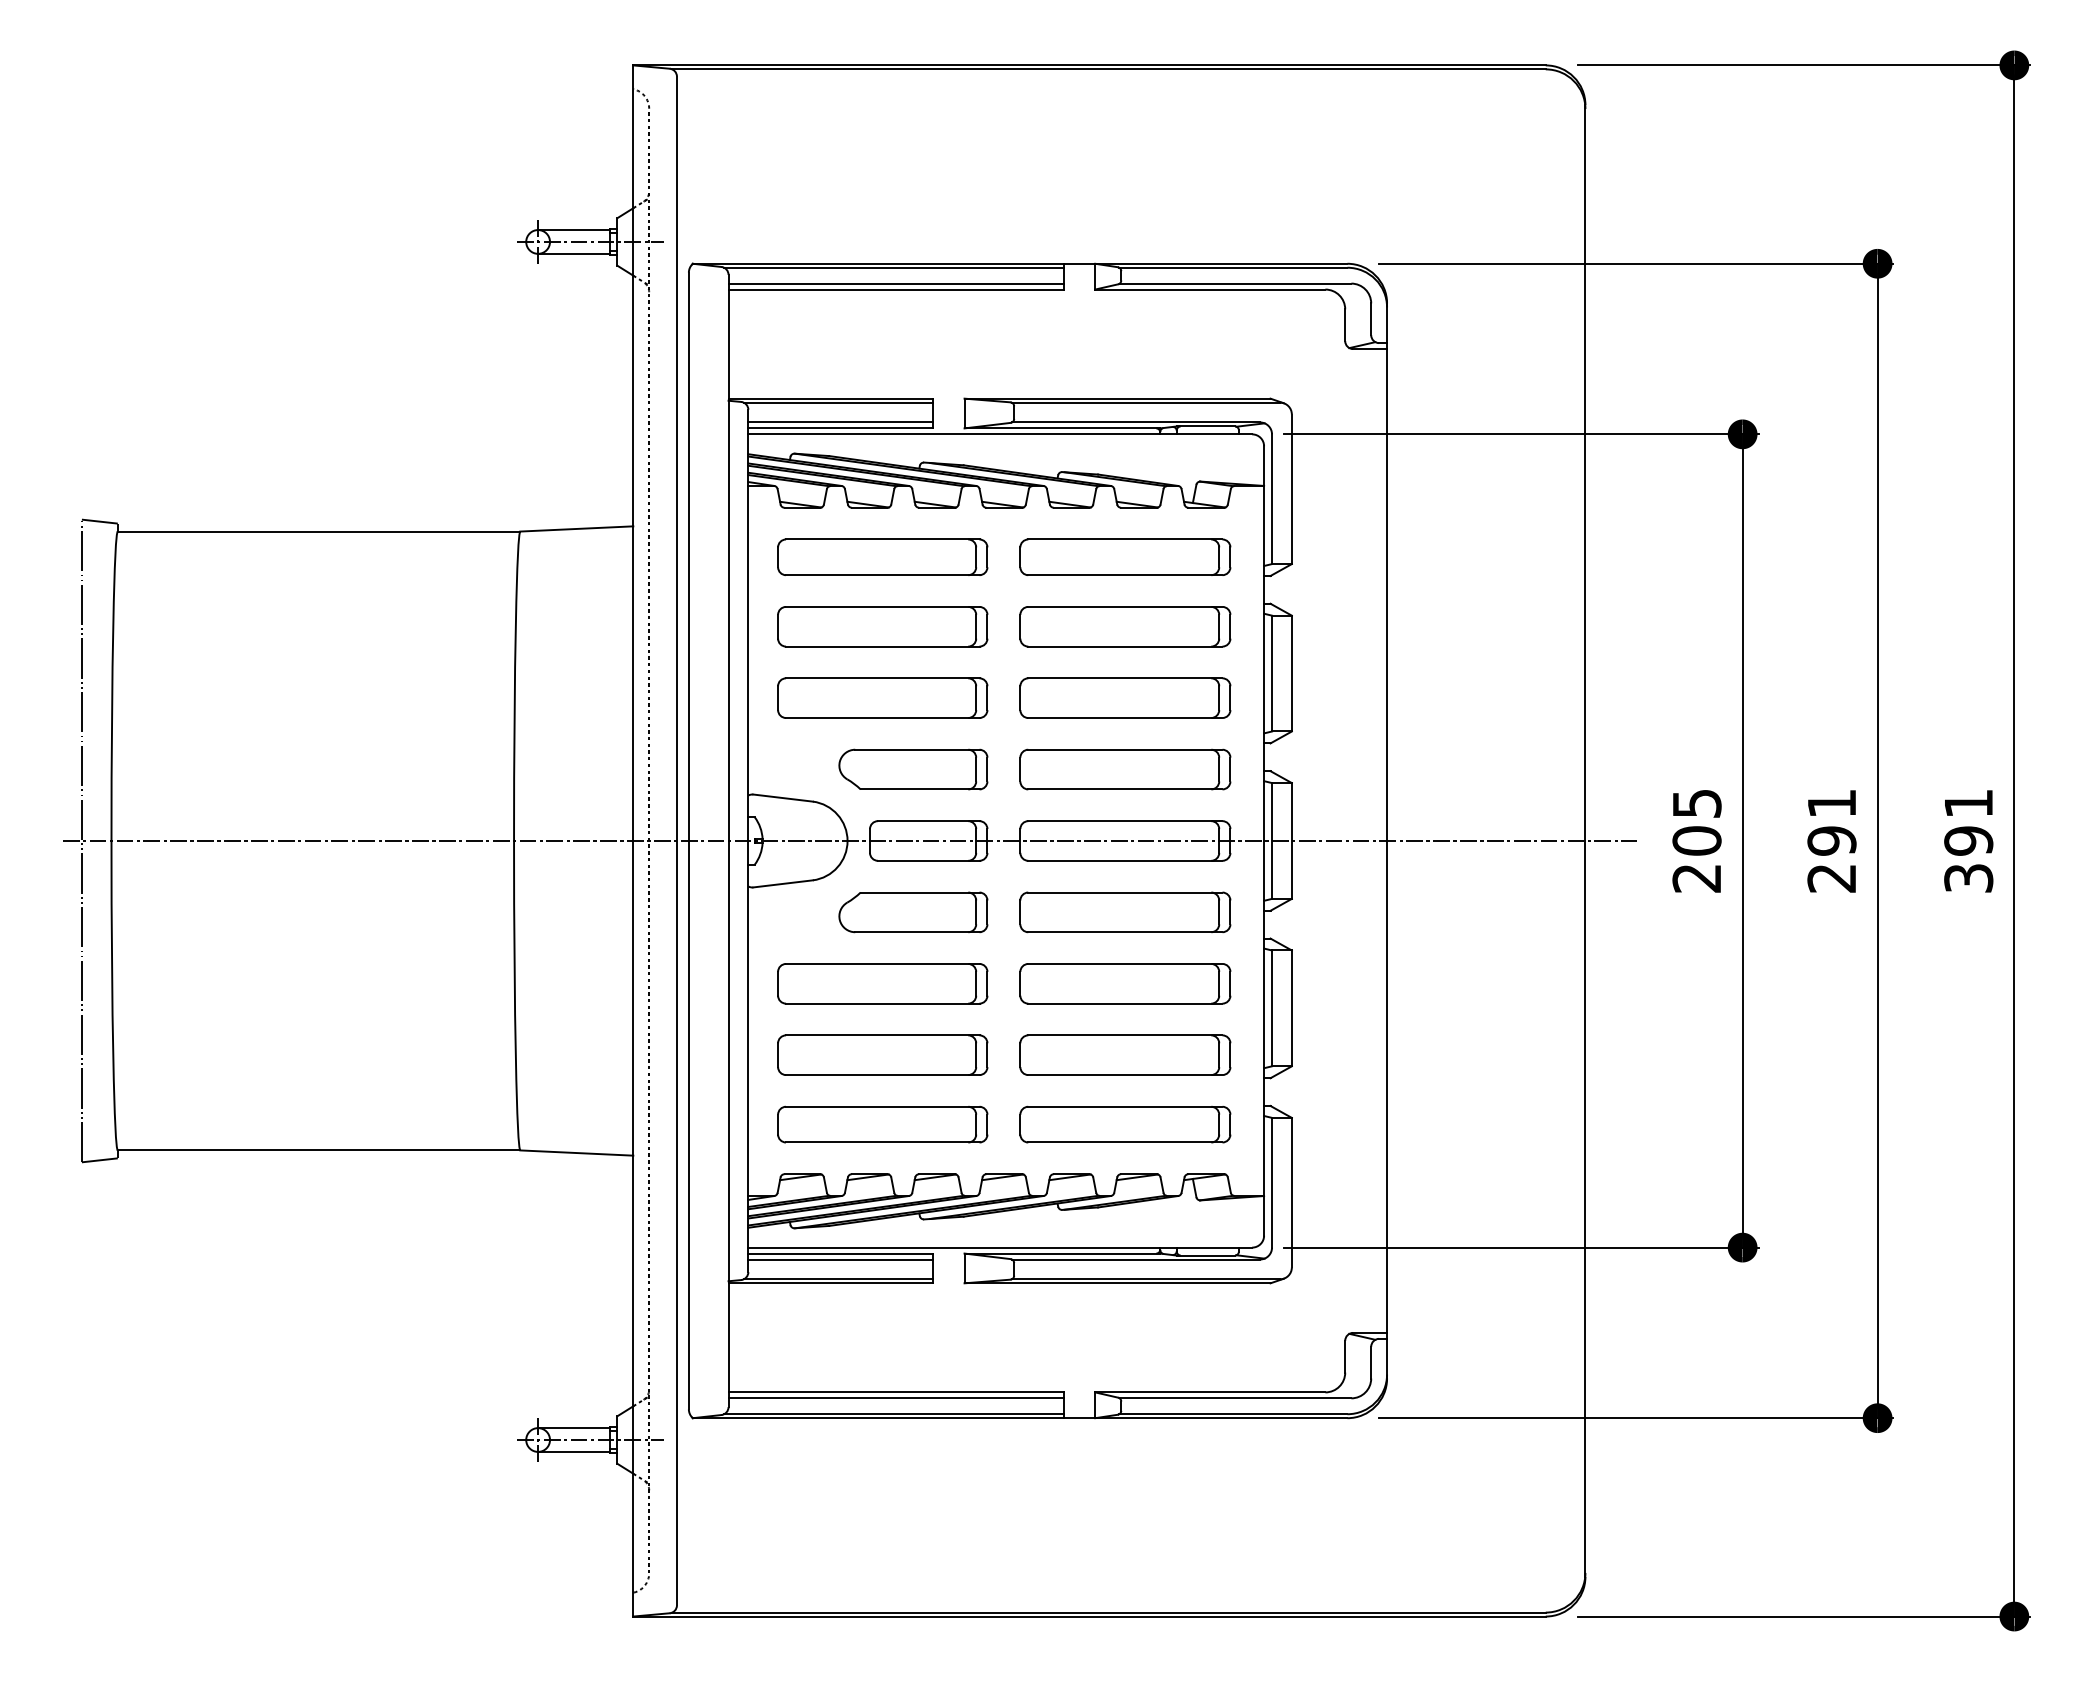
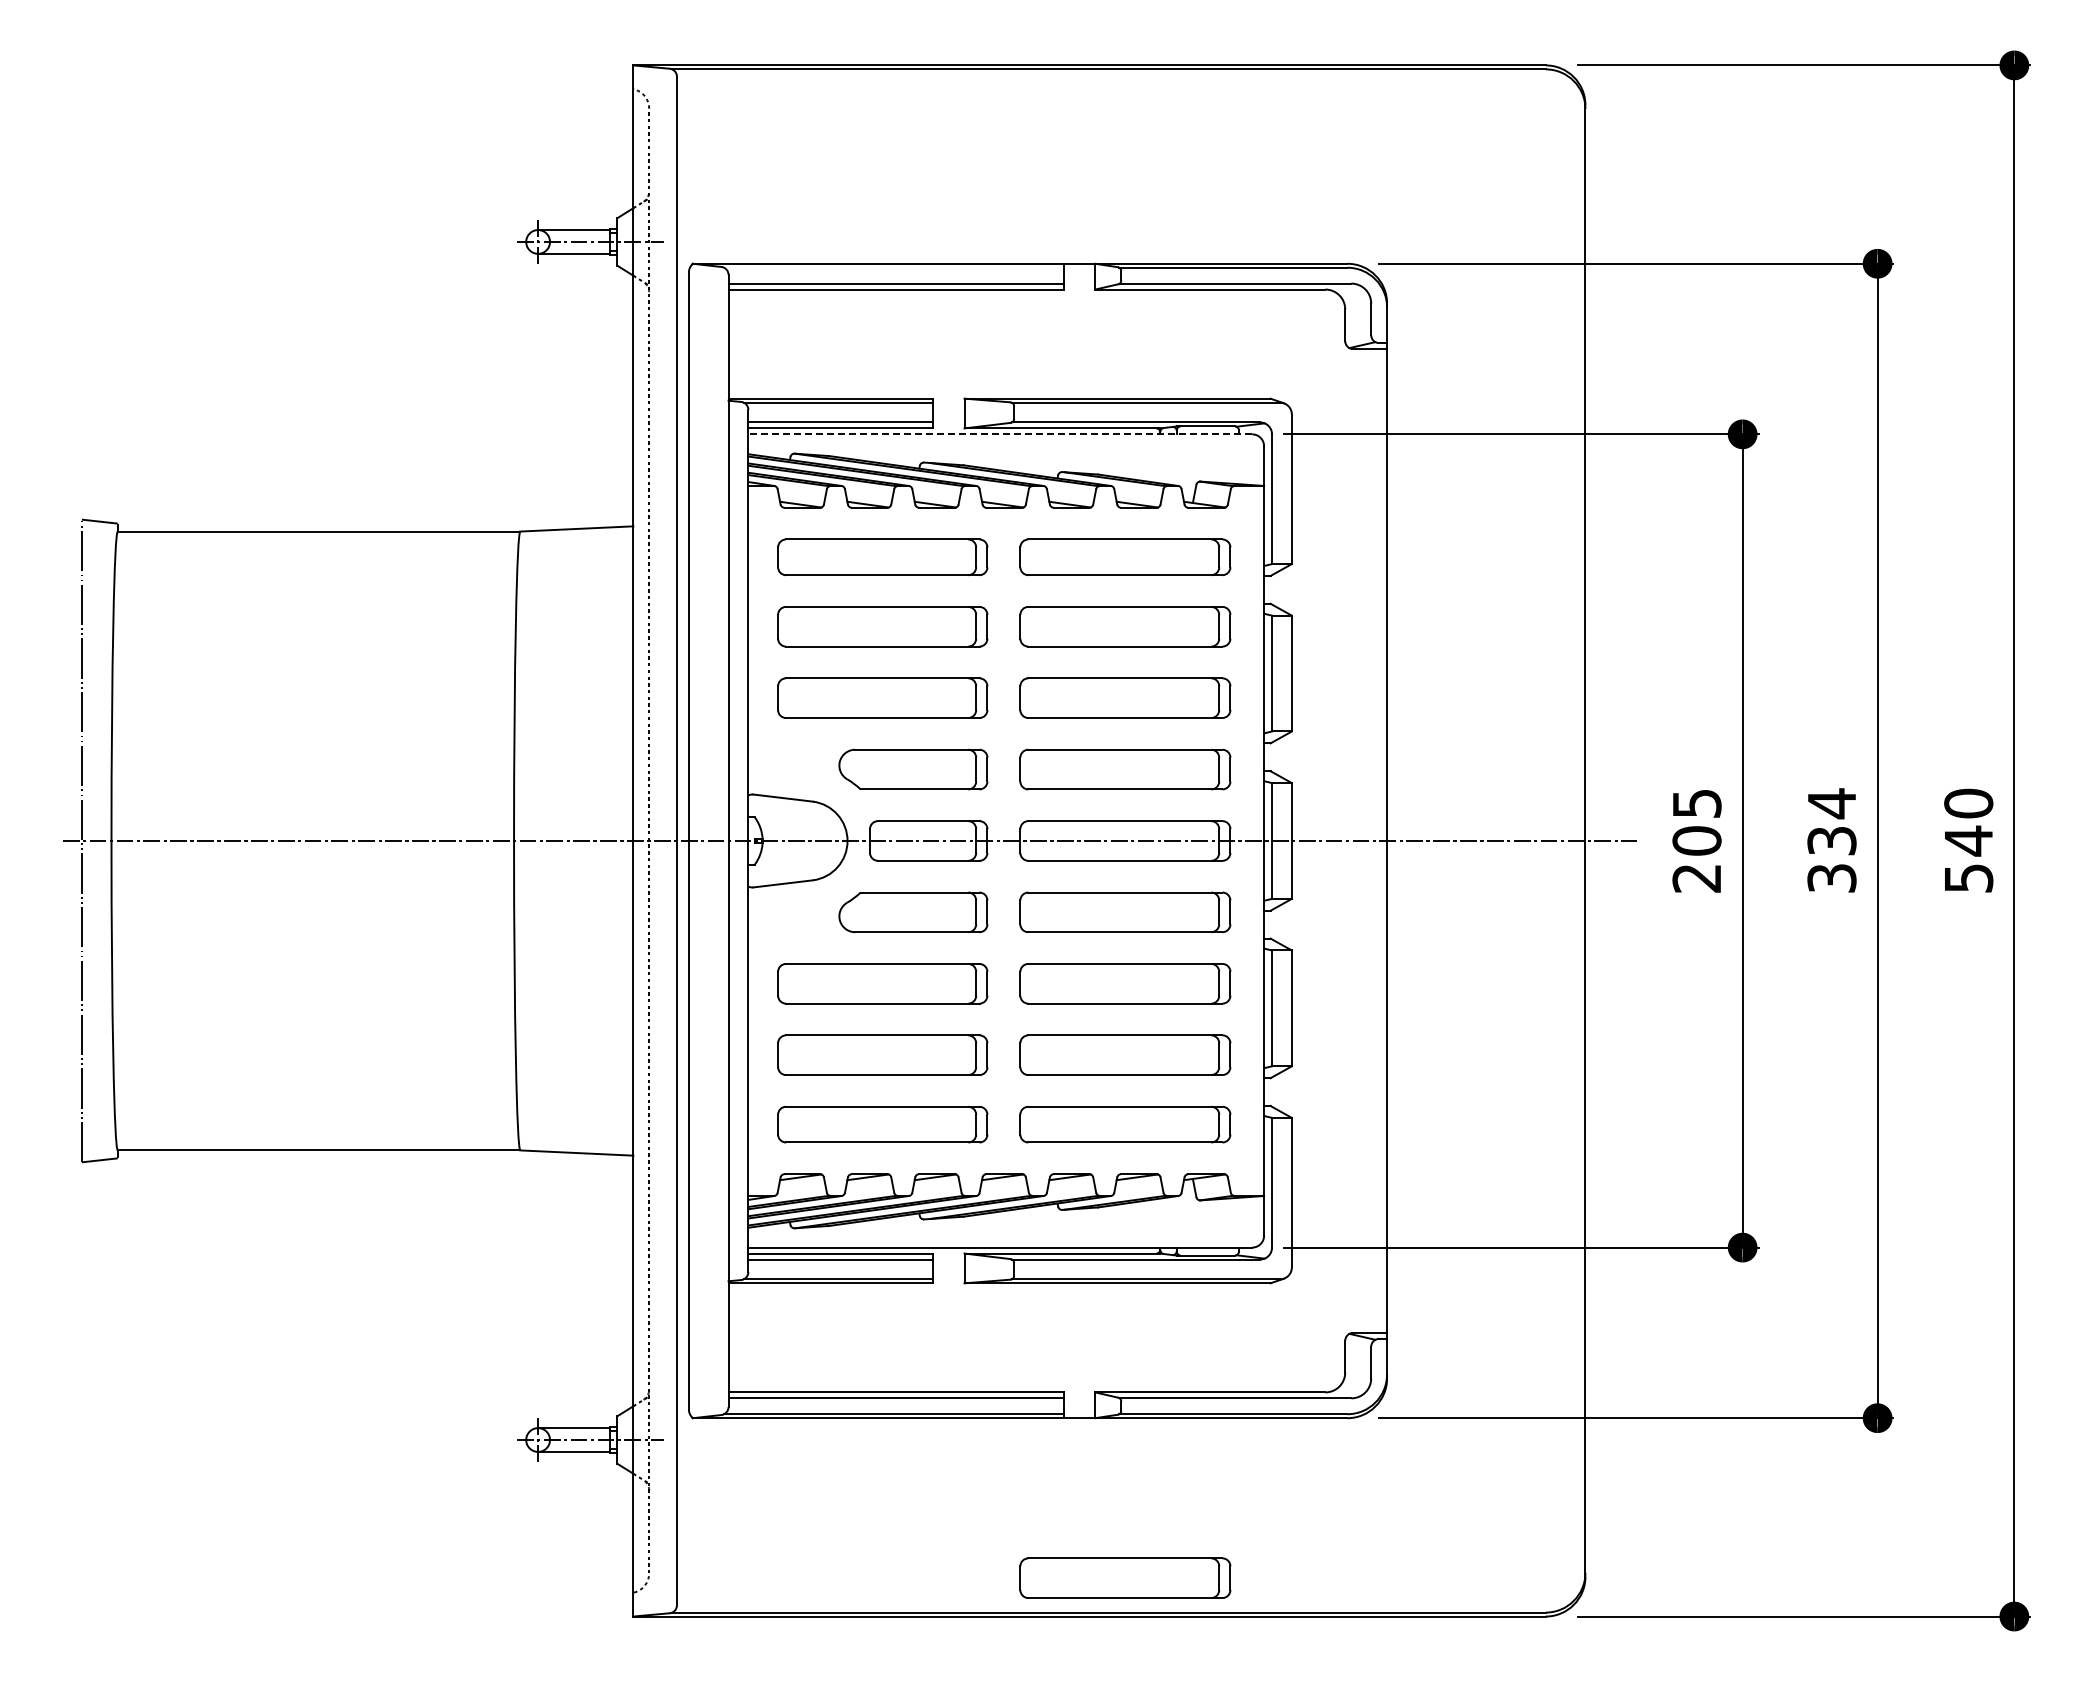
line: present -> none (893, 267)
line: solid -> dashed (1000, 434)
text: 291 -> 334 (1831, 840)
text: 391 -> 540 (1968, 840)
part: none -> present (1125, 1577)
